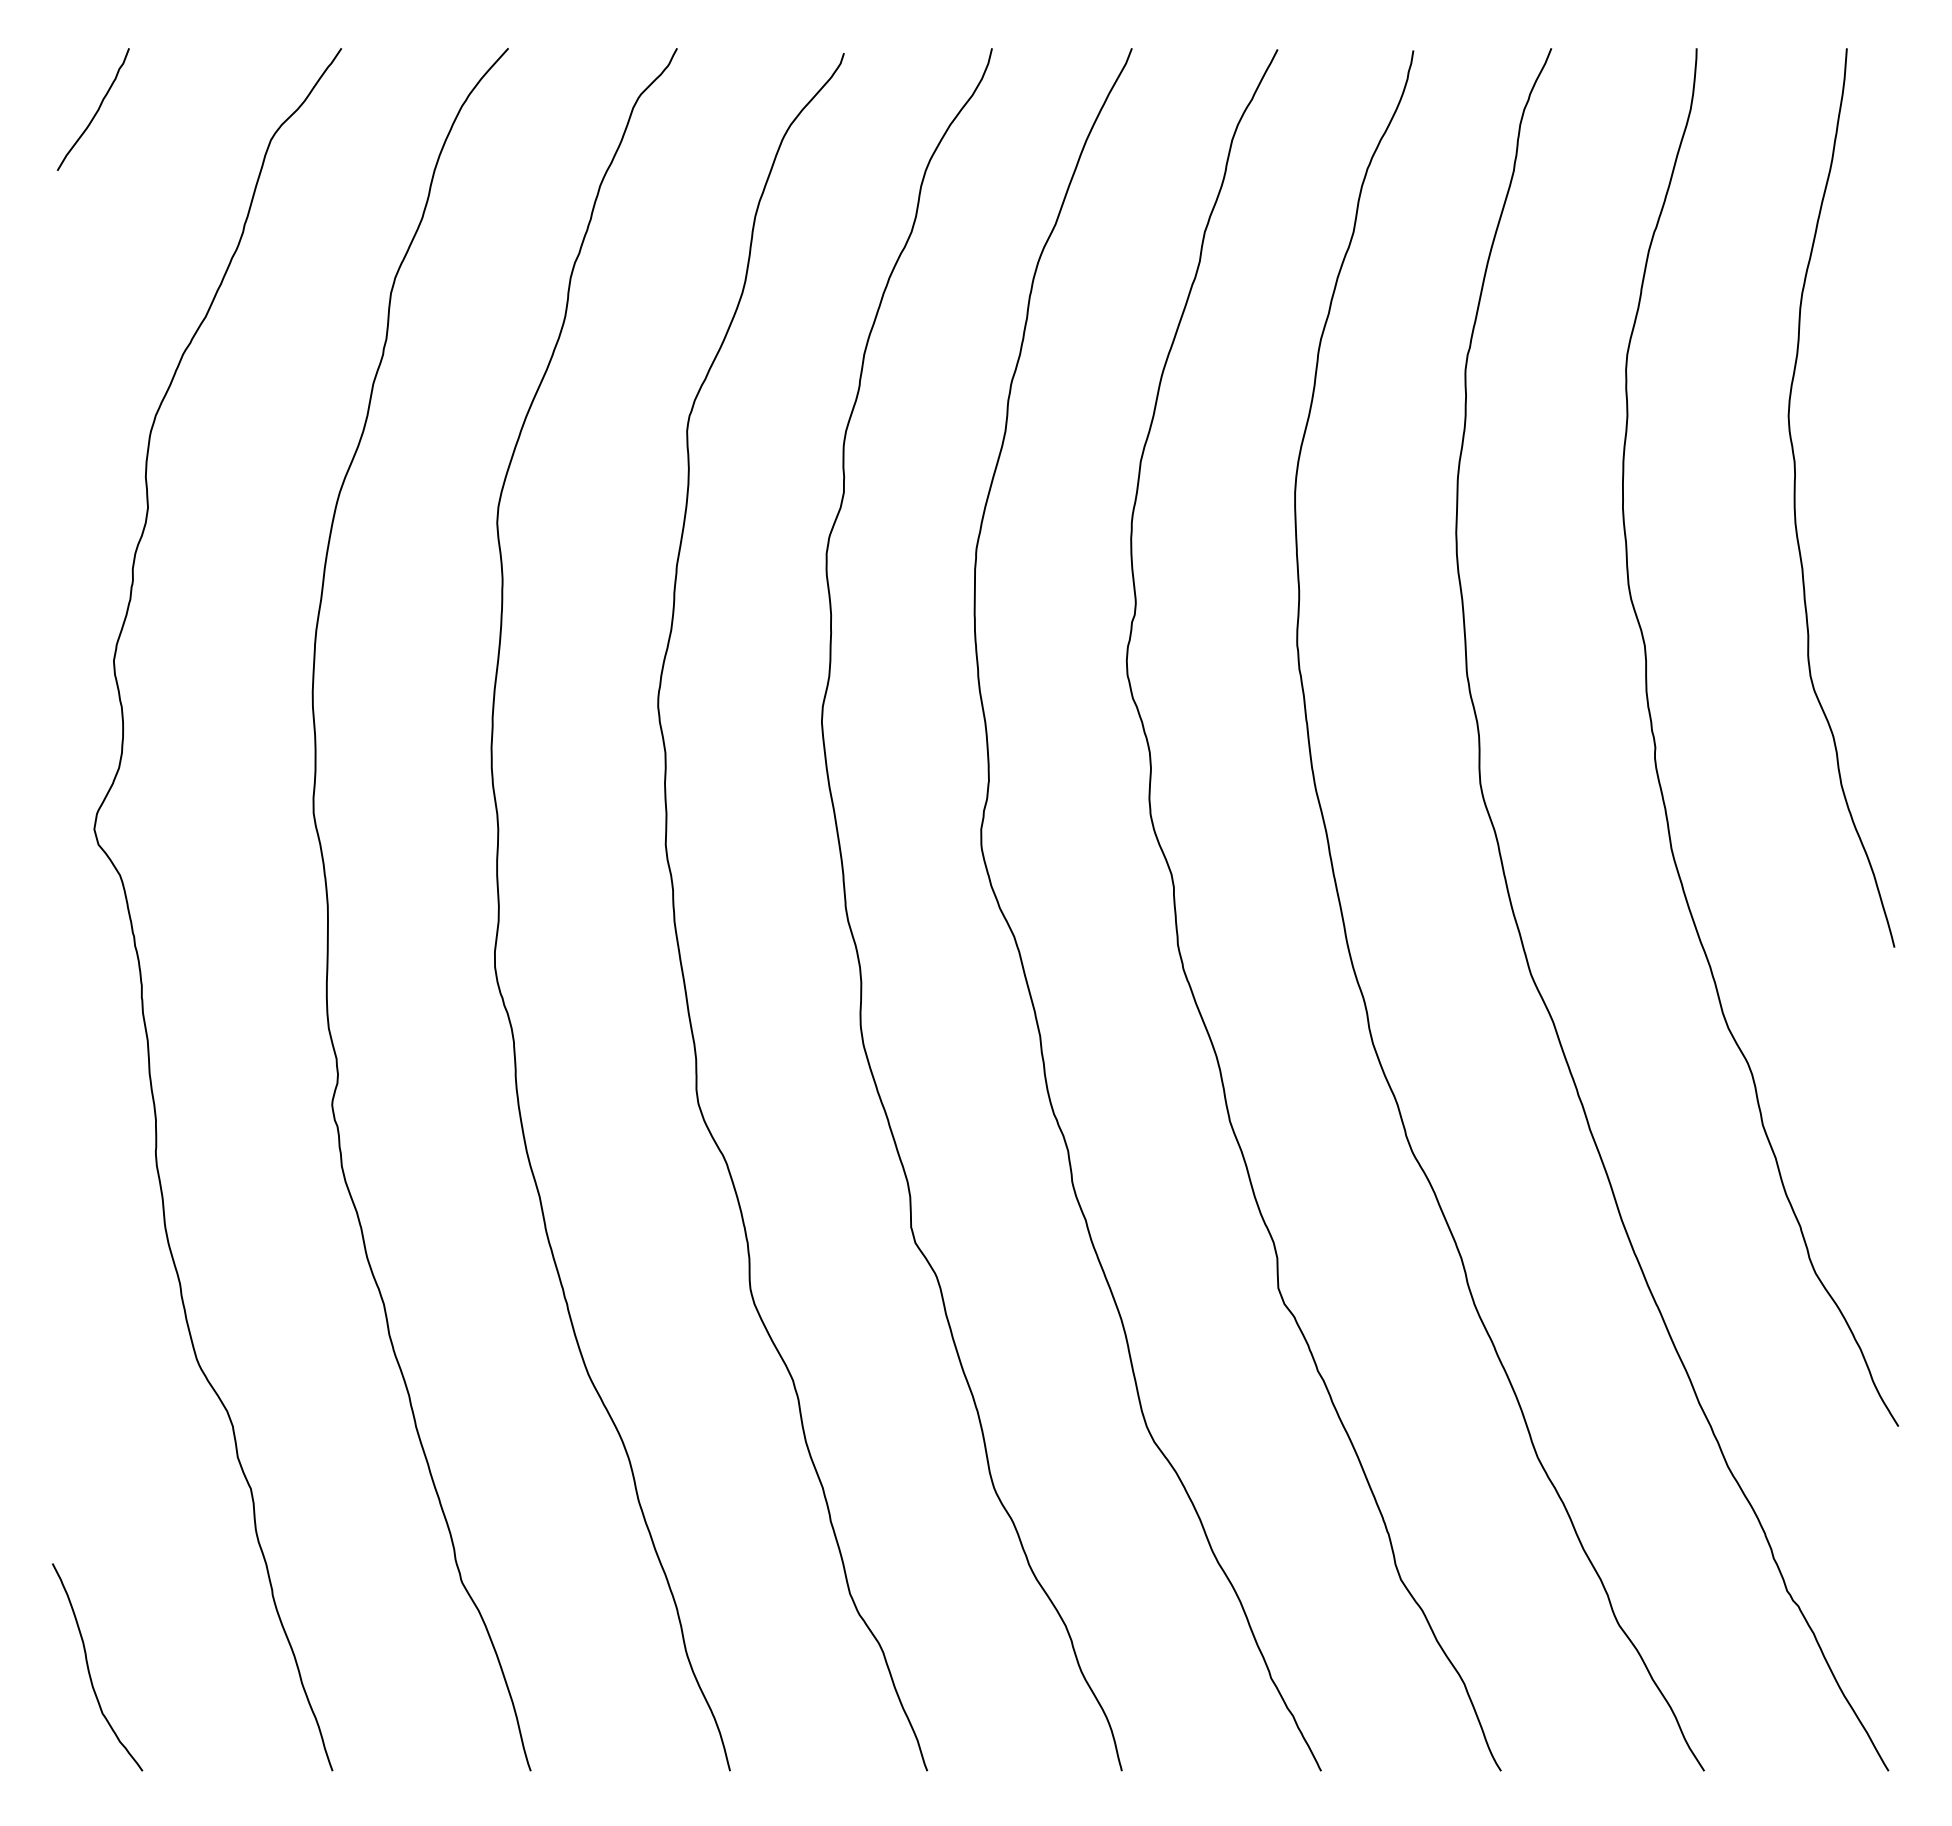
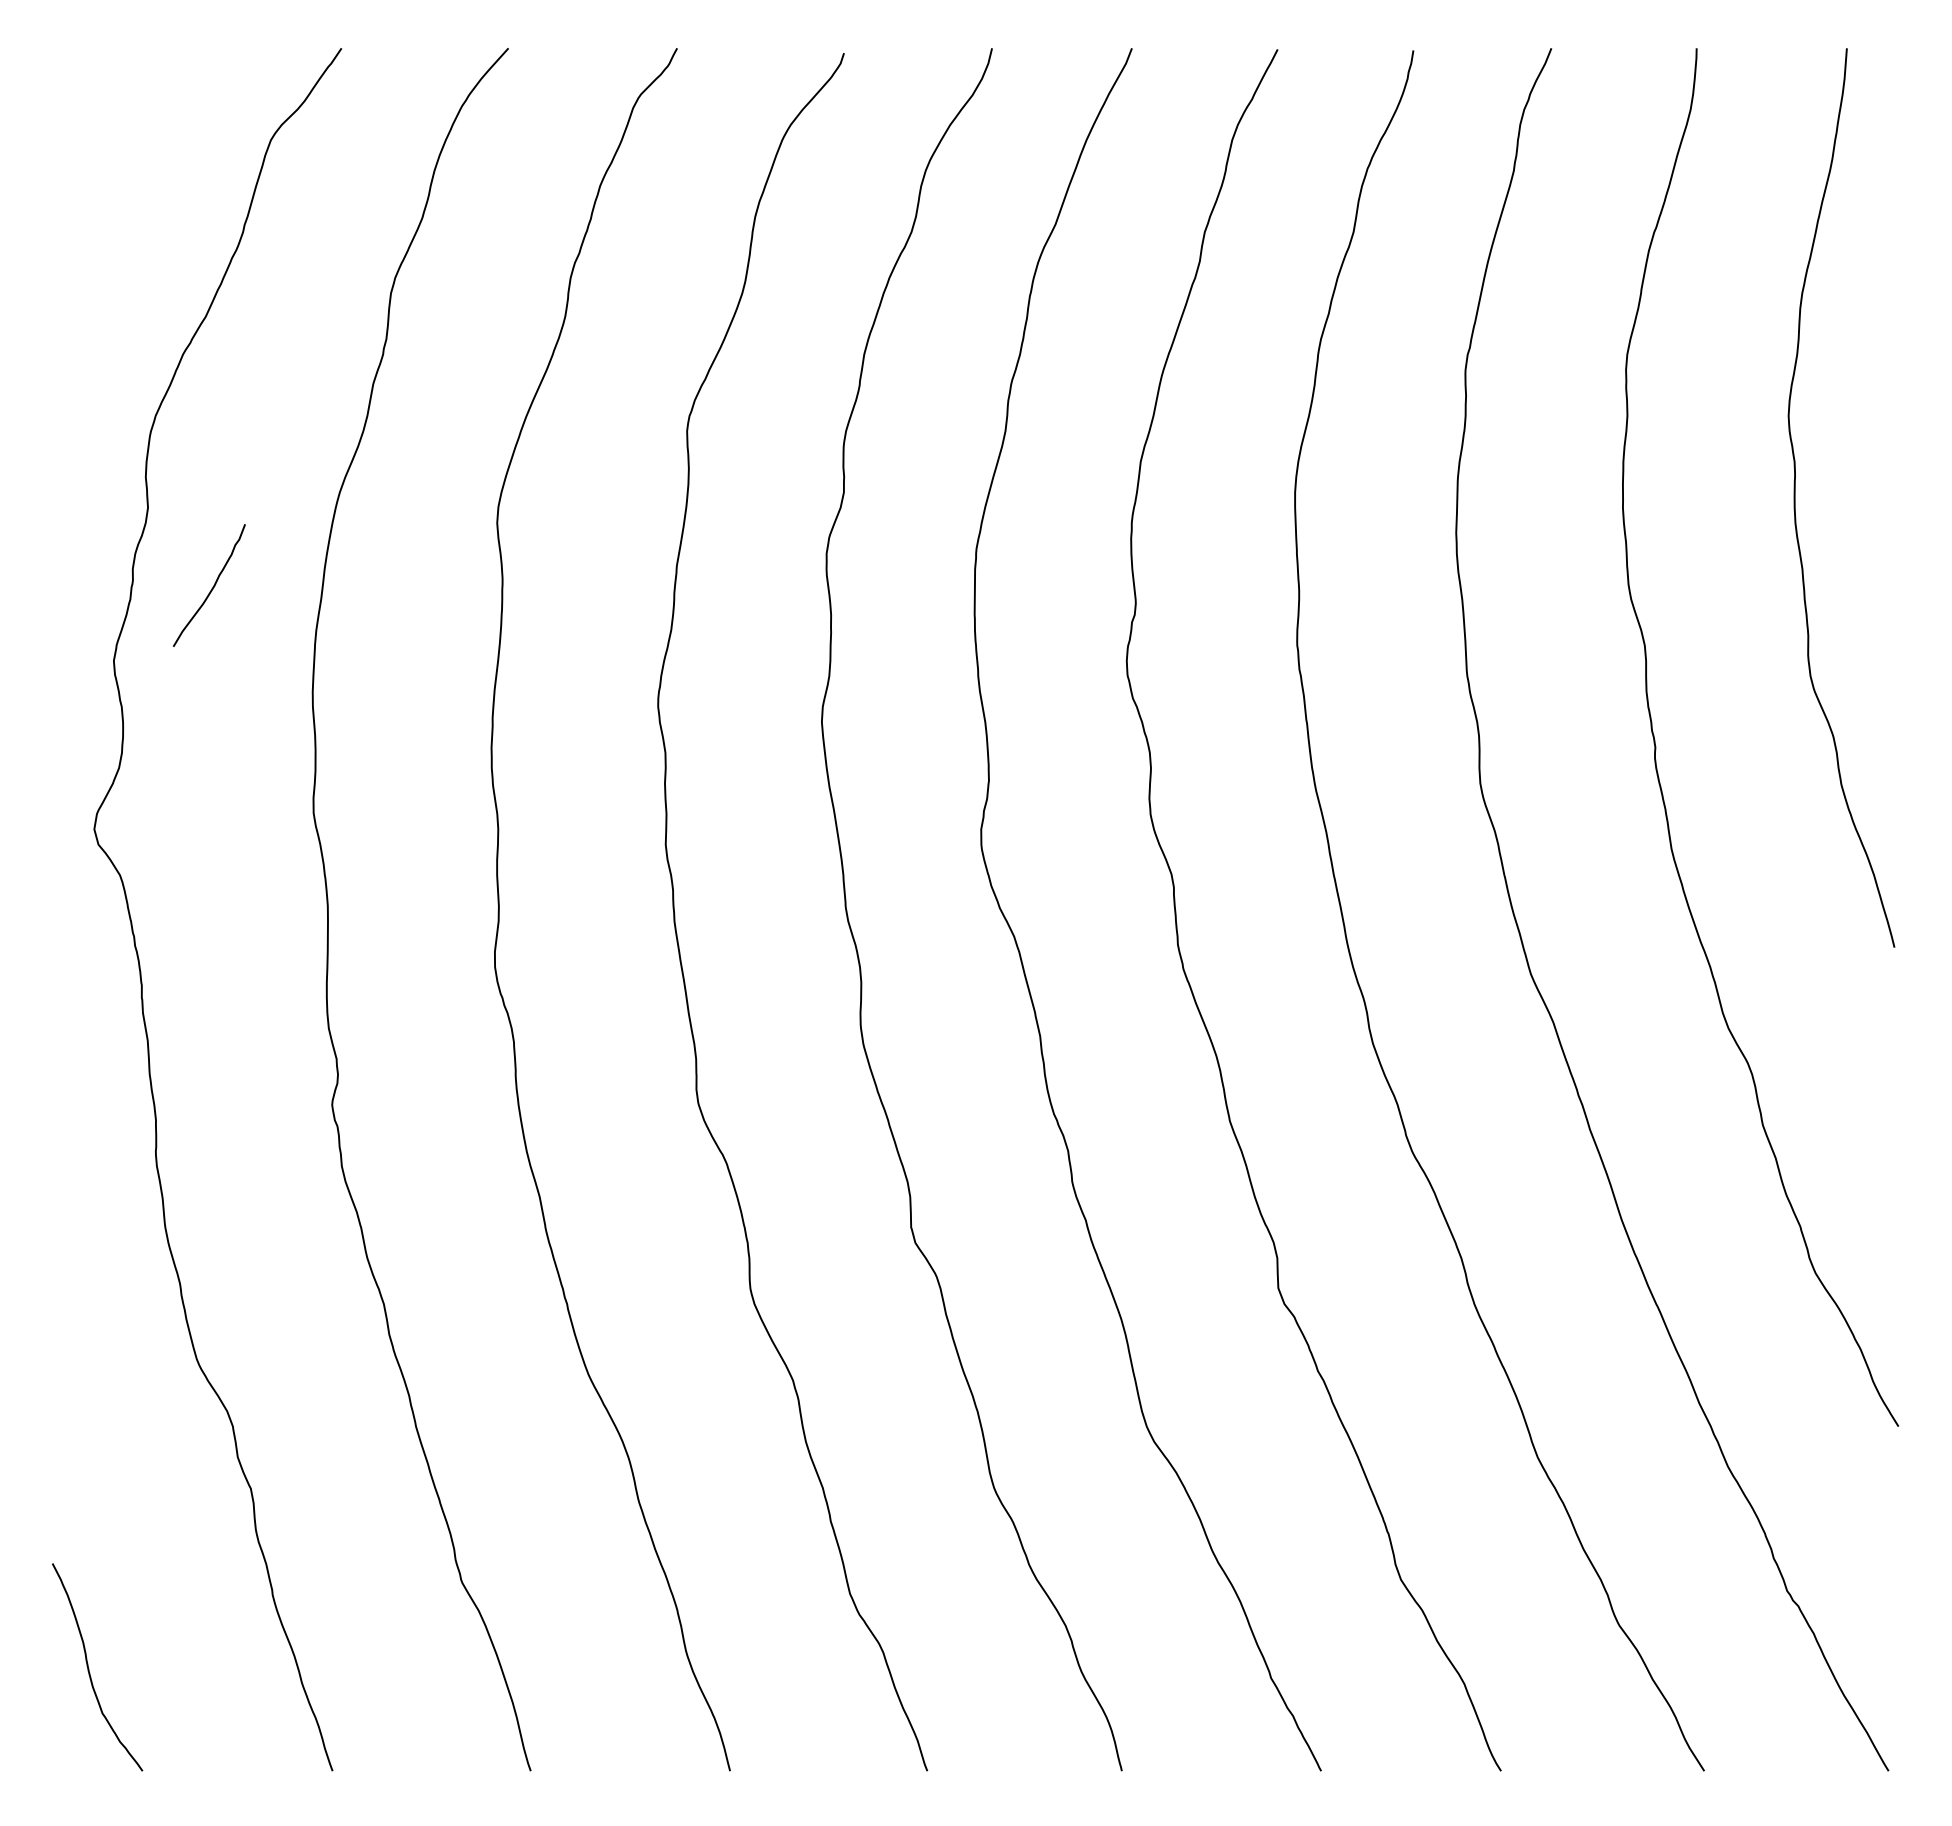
curve position: (95, 112) -> (211, 588) (211, 588)
